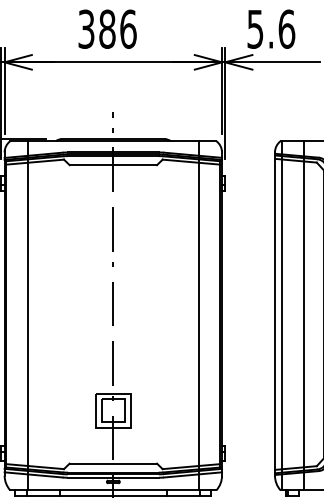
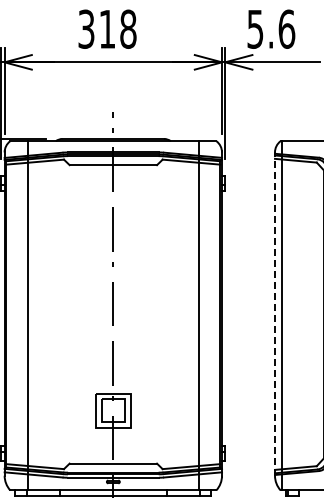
text: 386 -> 318 (117, 28)
line: solid -> dashed (274, 314)
line: present -> none (304, 315)
